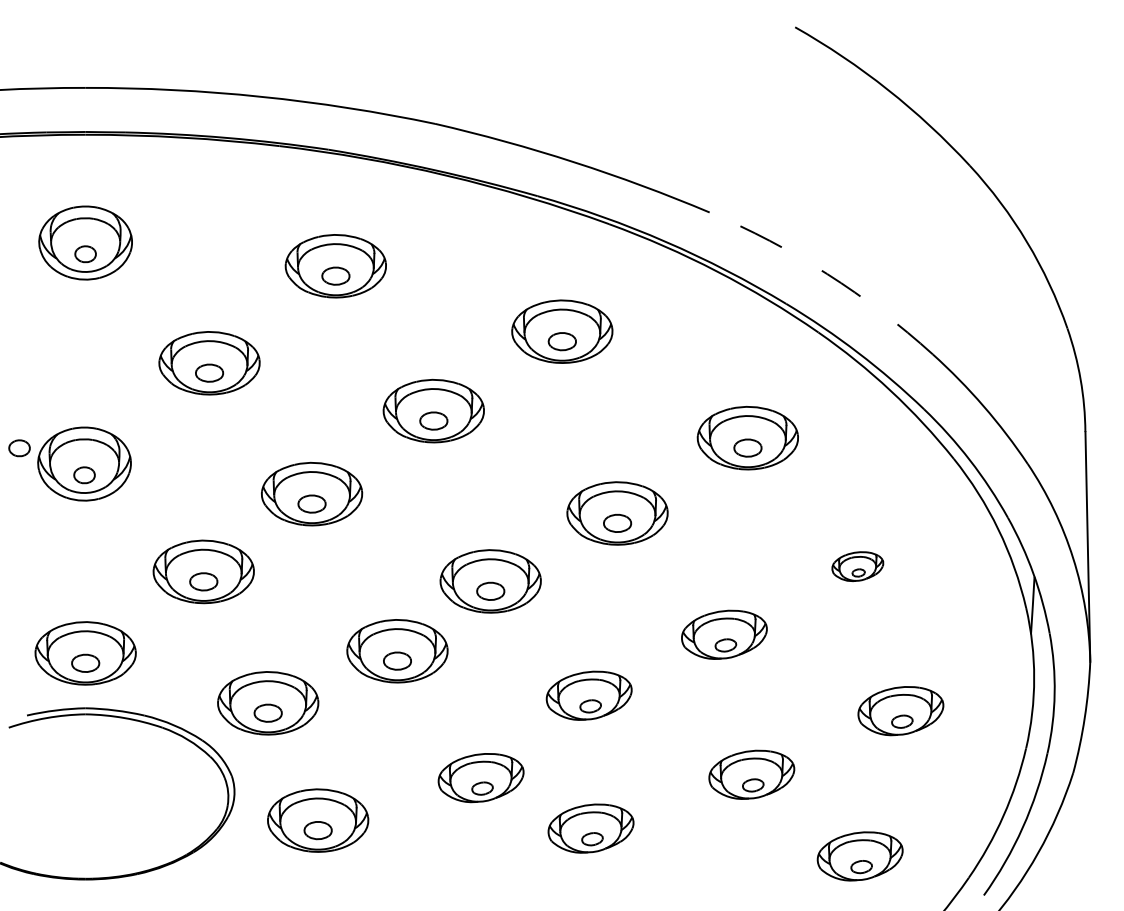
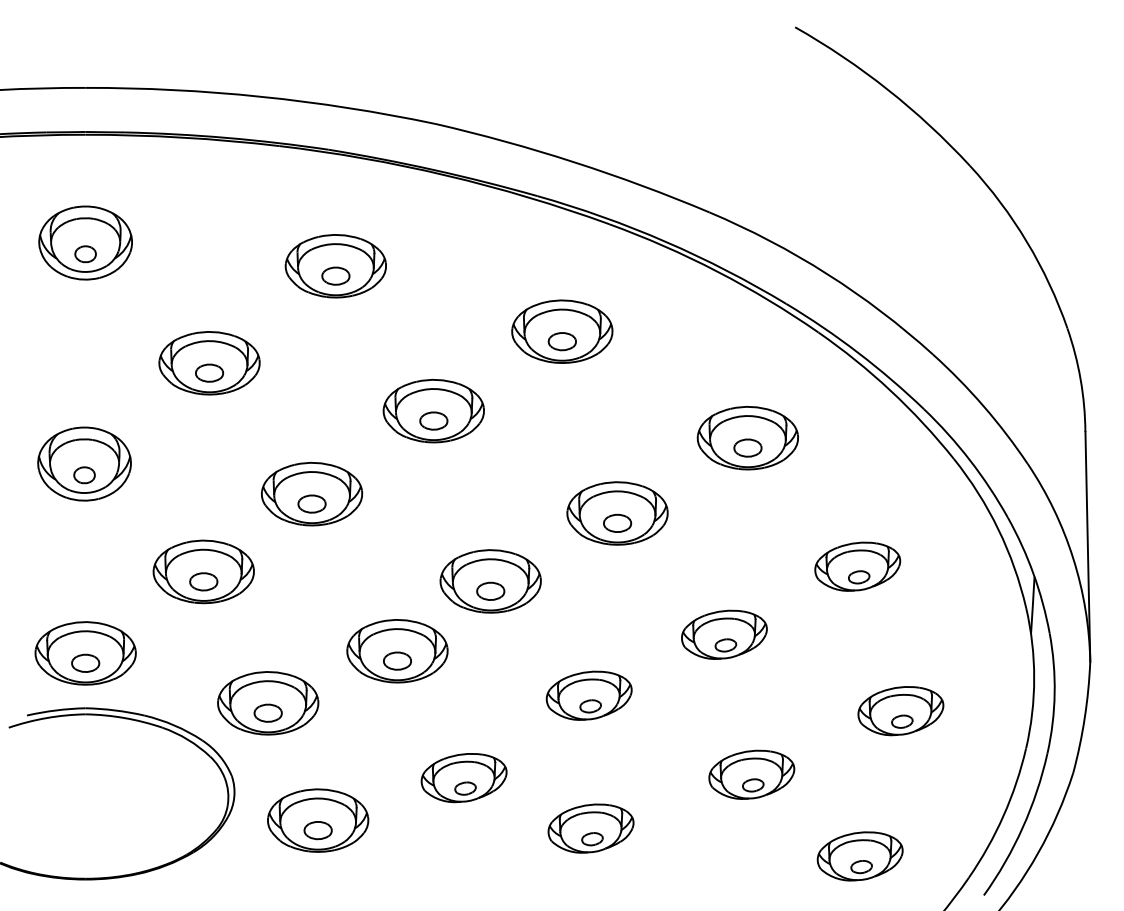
arc: dashed -> solid (827, 274)
part: present -> none (19, 448)
part size: 54x31 px -> 88x51 px (857, 566)
part position: (480, 778) -> (463, 778) (463, 778)
